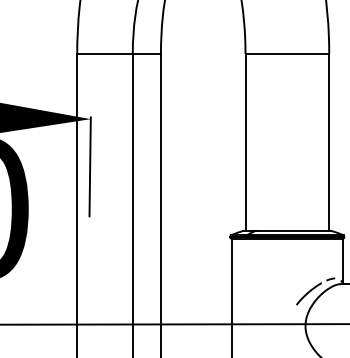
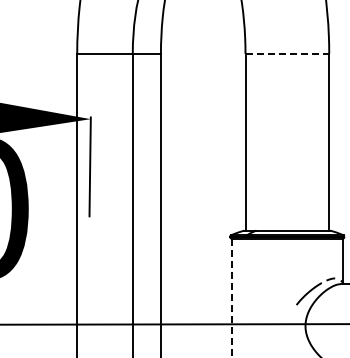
line: solid -> dashed (287, 53)
line: solid -> dashed (231, 298)
